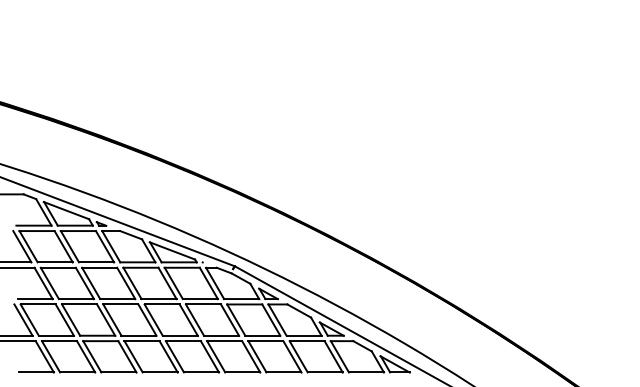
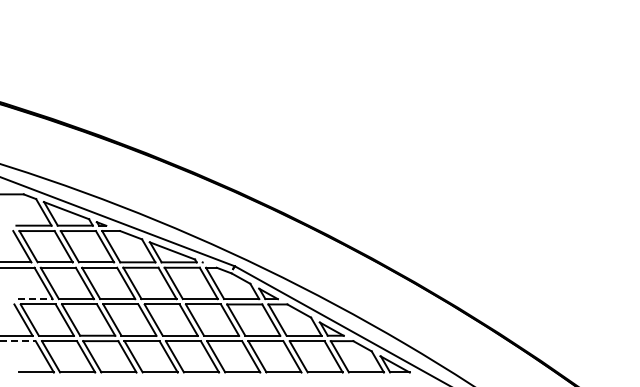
line: solid -> dashed (35, 299)
line: solid -> dashed (18, 341)
